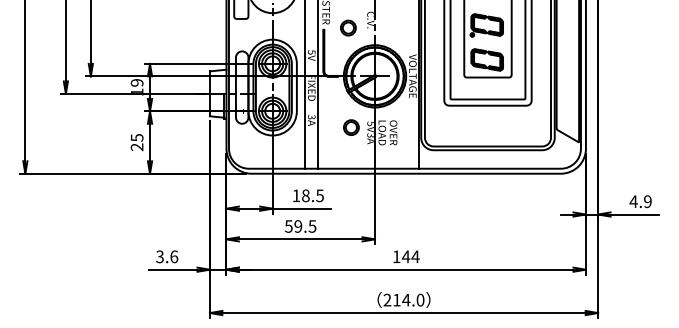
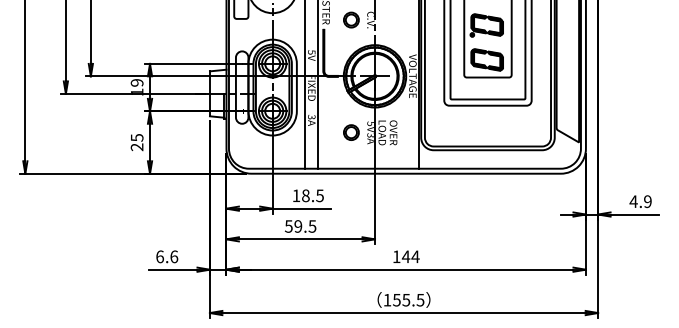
part position: (348, 27) -> (351, 19) (351, 19)
circle position: (351, 127) -> (351, 132) (351, 132)
text: 3.6 -> 6.6 (159, 256)
text: 214.0 -> 155.5 (403, 299)
